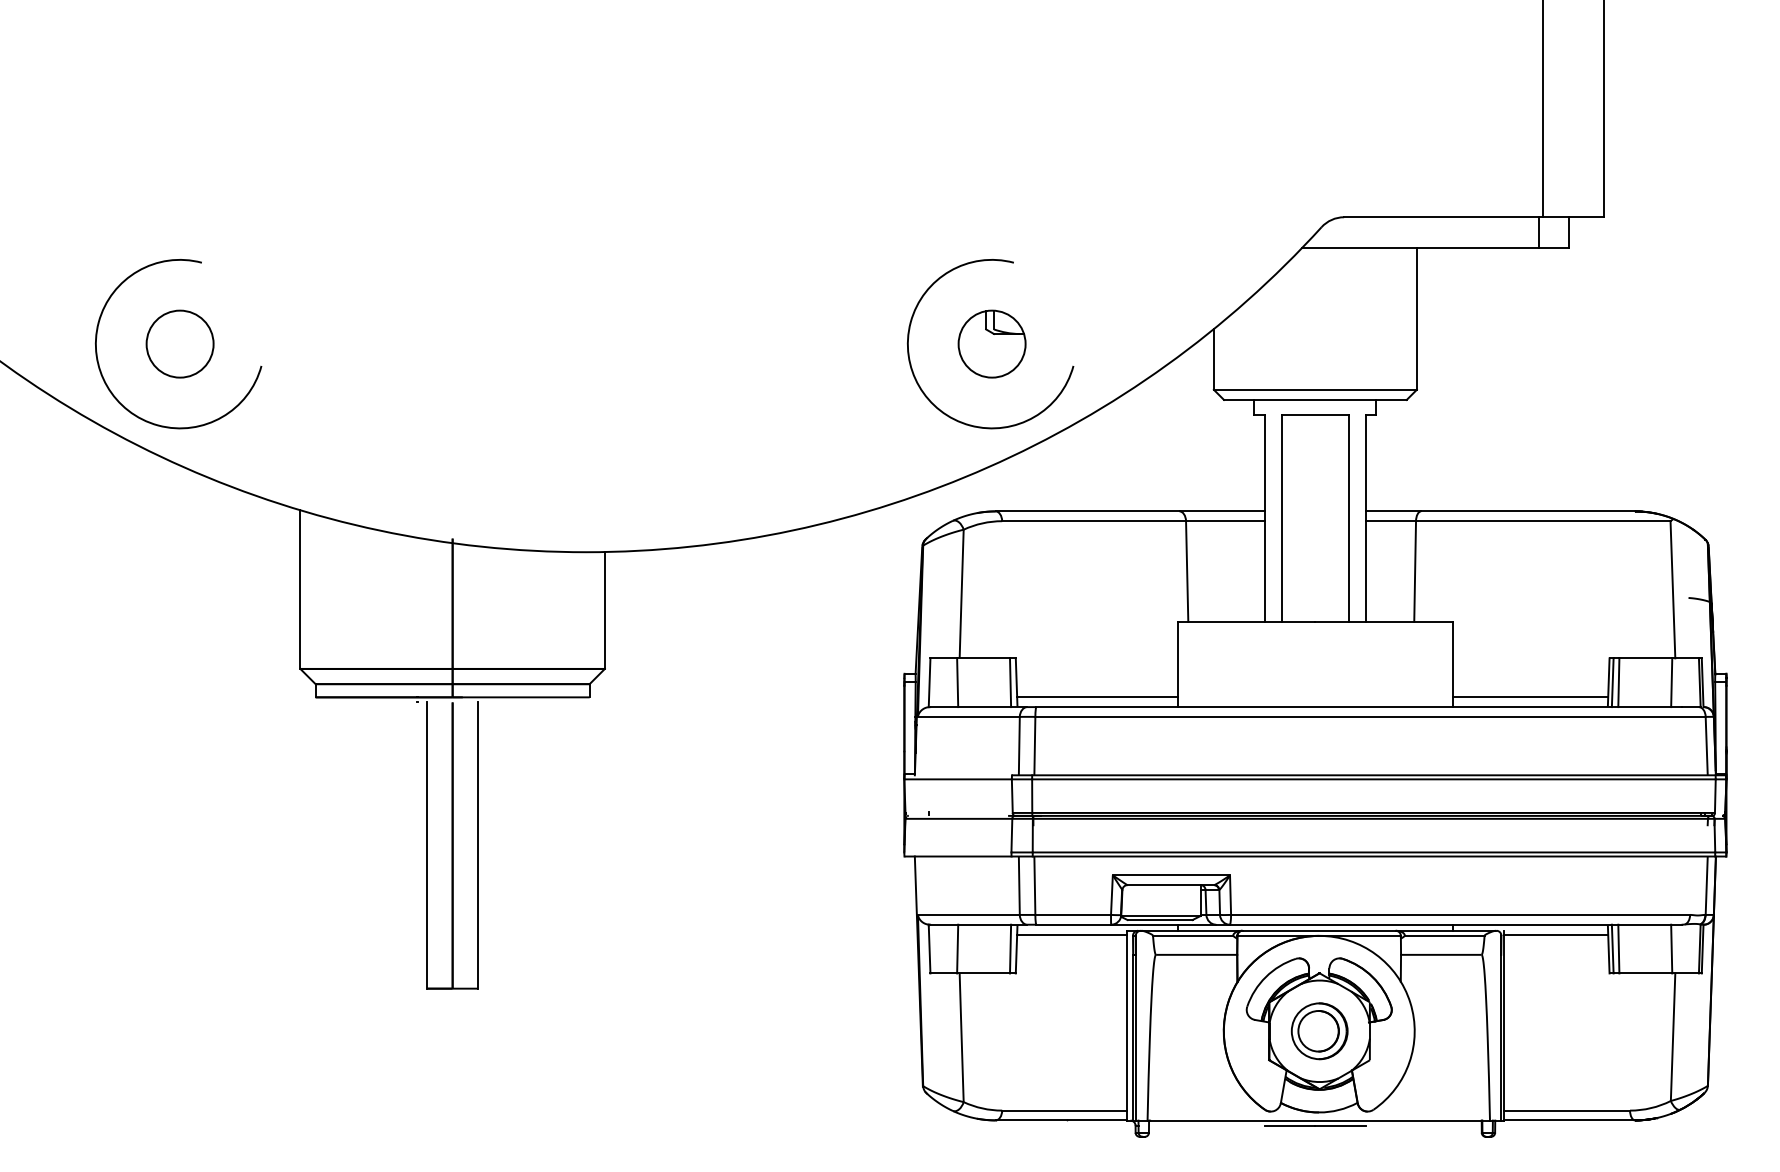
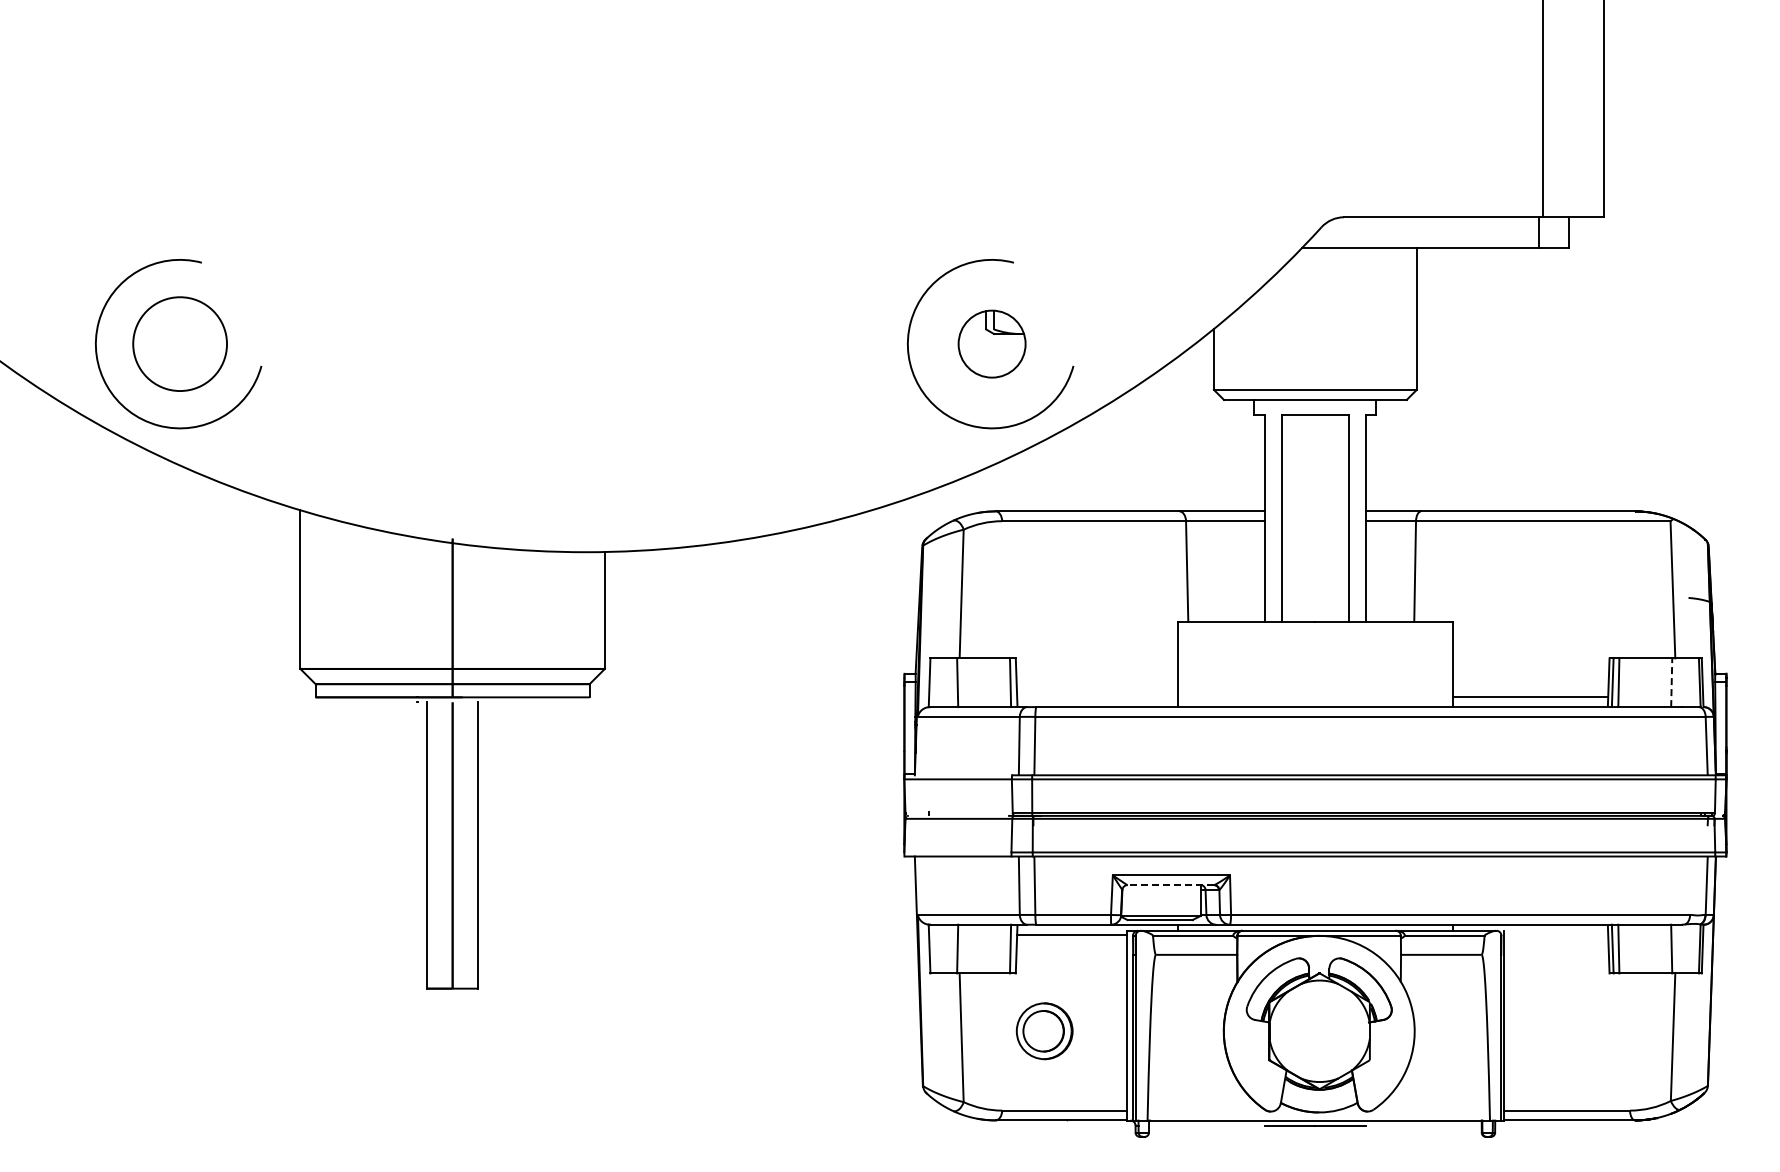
circle diameter: 67 px -> 94 px (180, 344)
line: solid -> dashed (1671, 682)
line: present -> none (1097, 697)
line: solid -> dashed (1170, 885)
line: present -> none (1555, 934)
part position: (1319, 1031) -> (1044, 1031) (1044, 1031)
